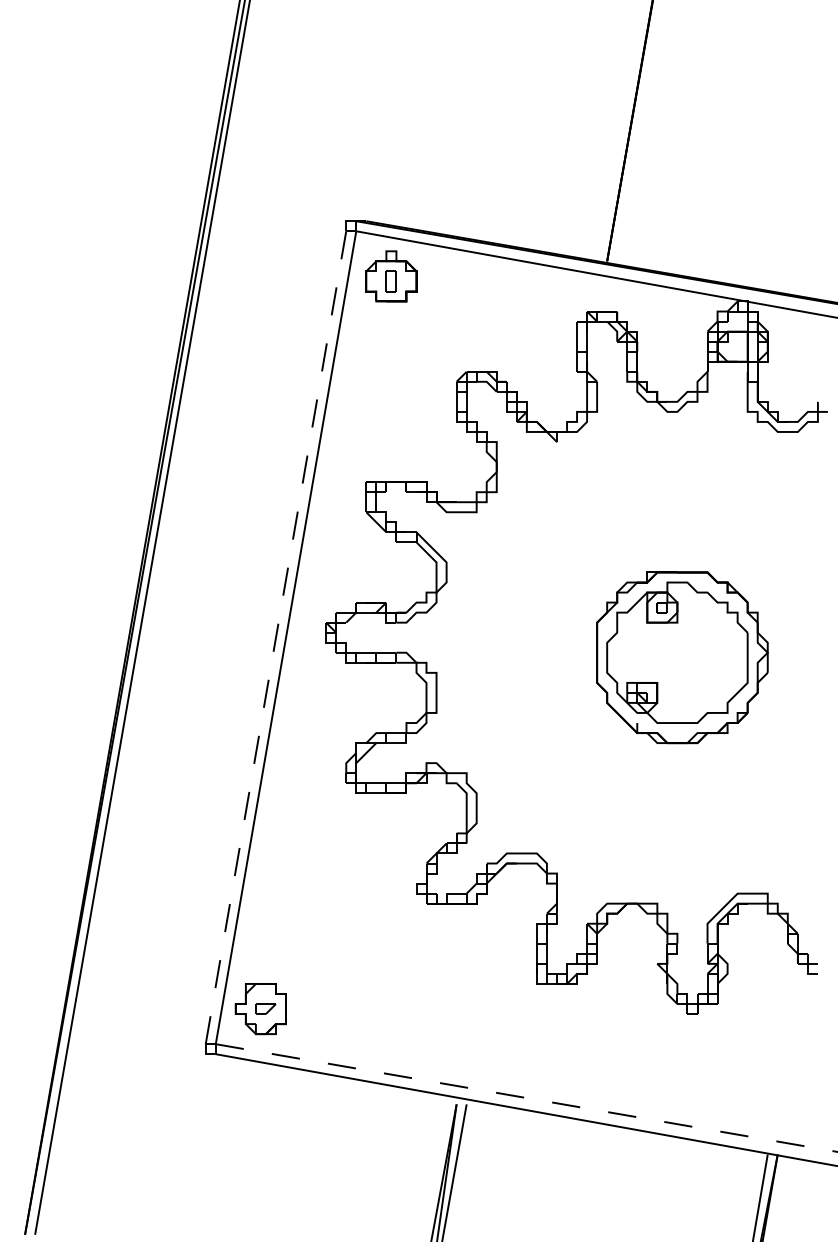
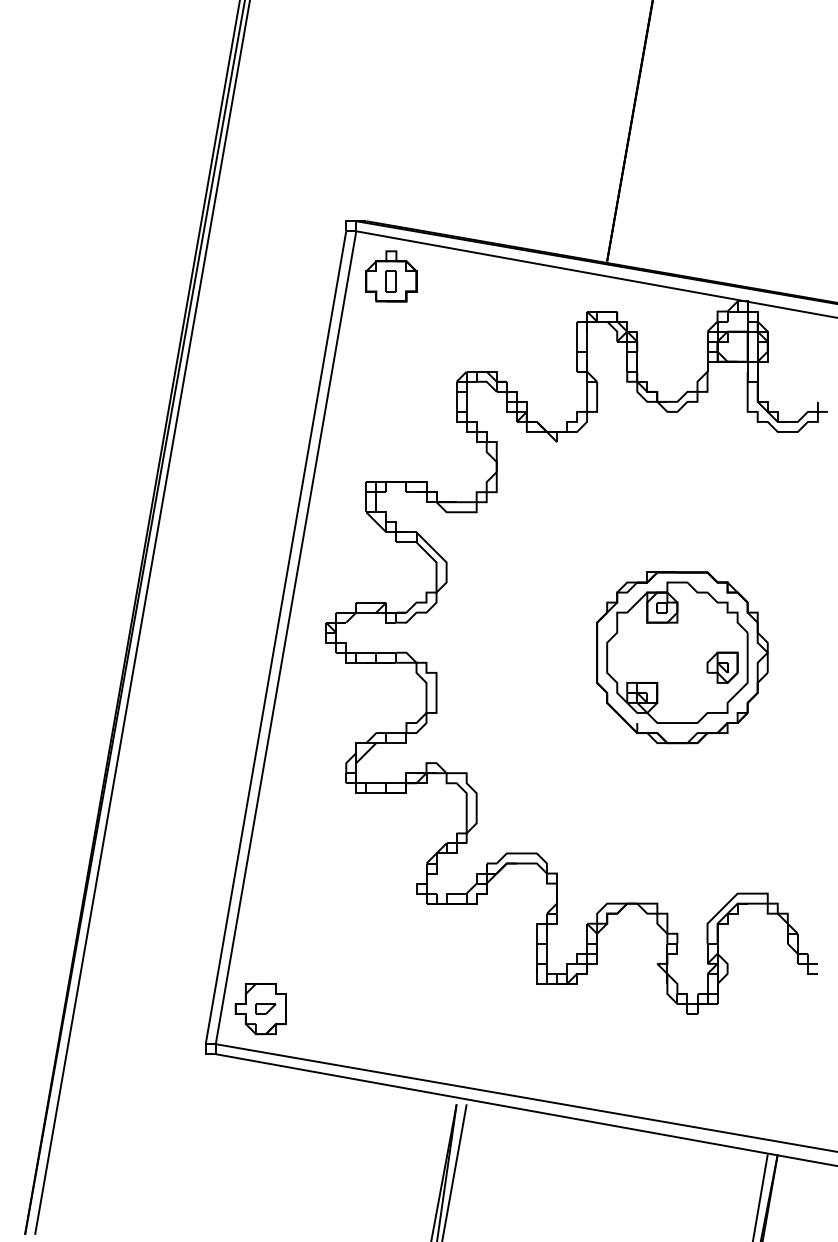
line: dashed -> solid (275, 638)
part: none -> present (722, 667)
line: dashed -> solid (527, 1098)
